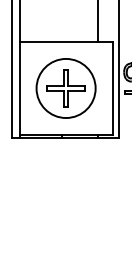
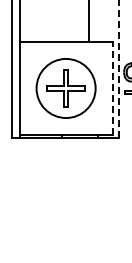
line position: (97, 21) -> (88, 21) (88, 21)
line: solid -> dashed (119, 69)
line: solid -> dashed (112, 88)
